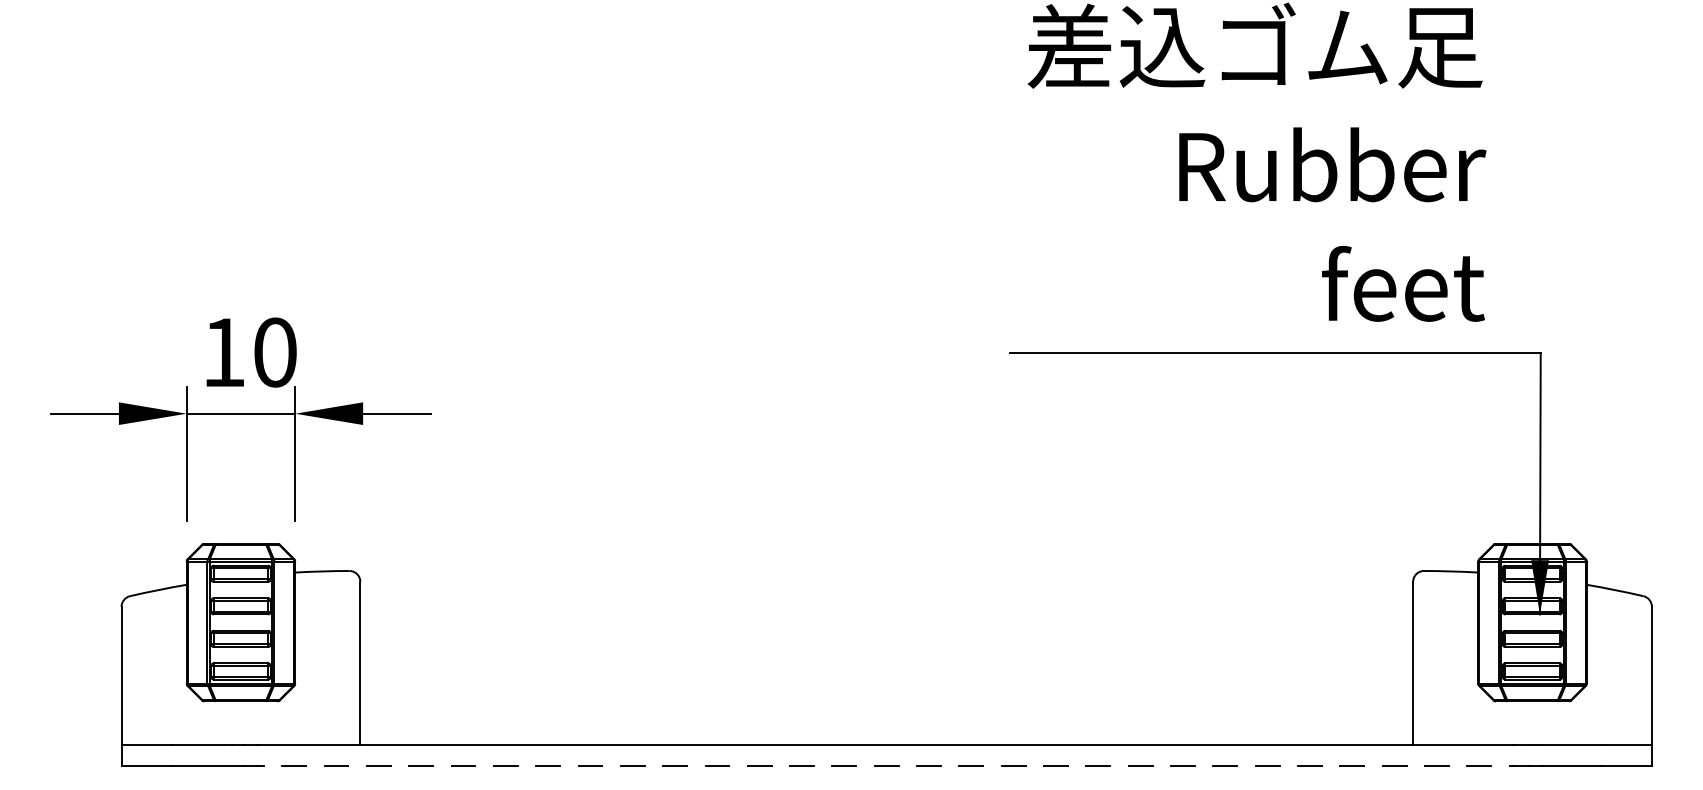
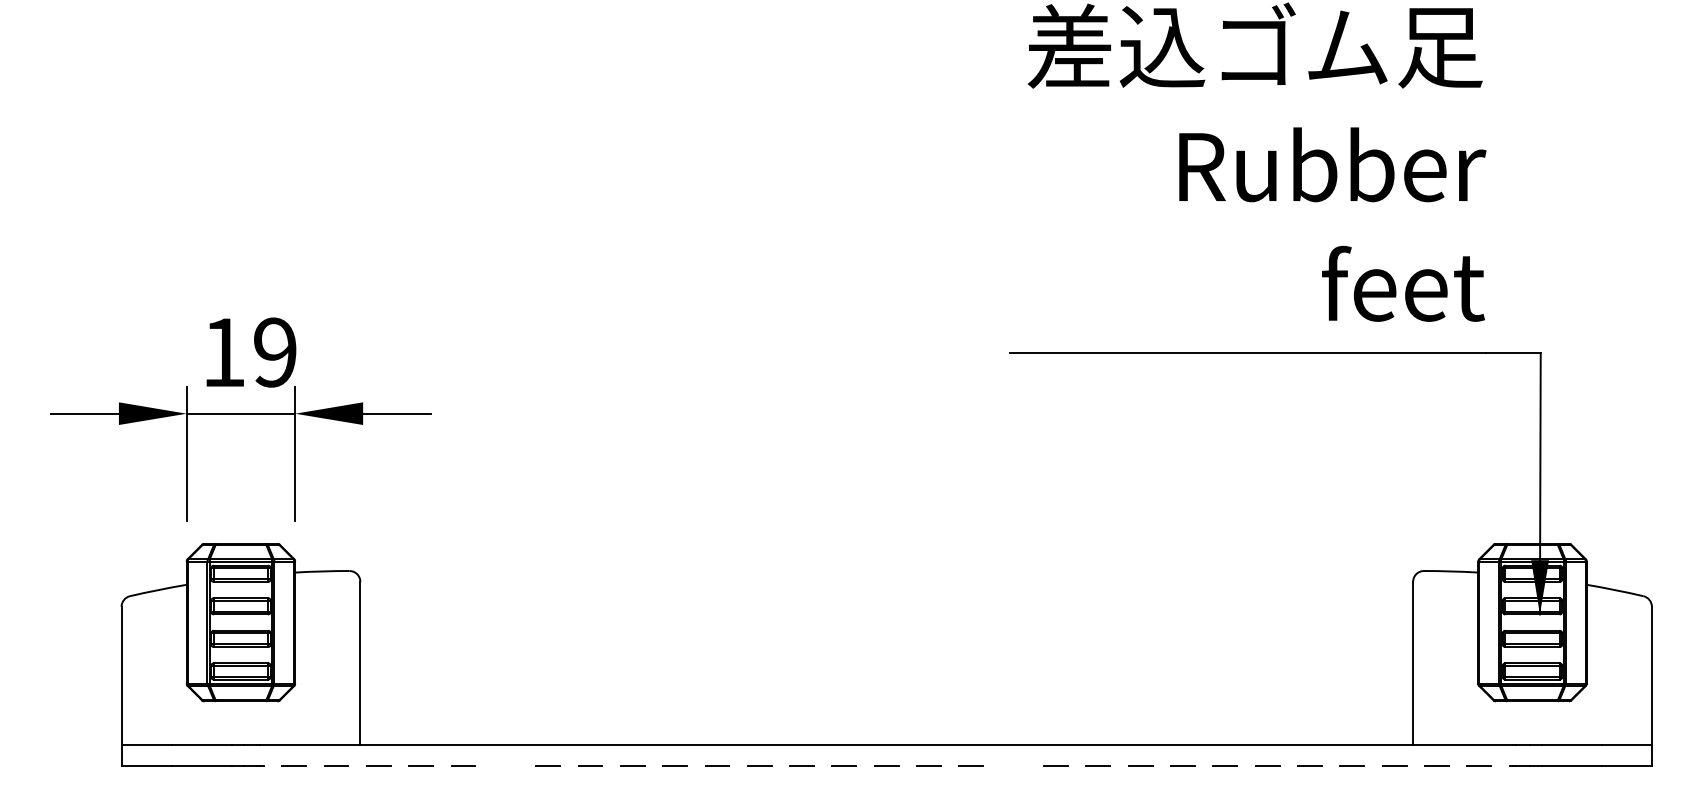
text: 10 -> 19 (275, 352)
line: present -> none (505, 765)
line: present -> none (1013, 765)
